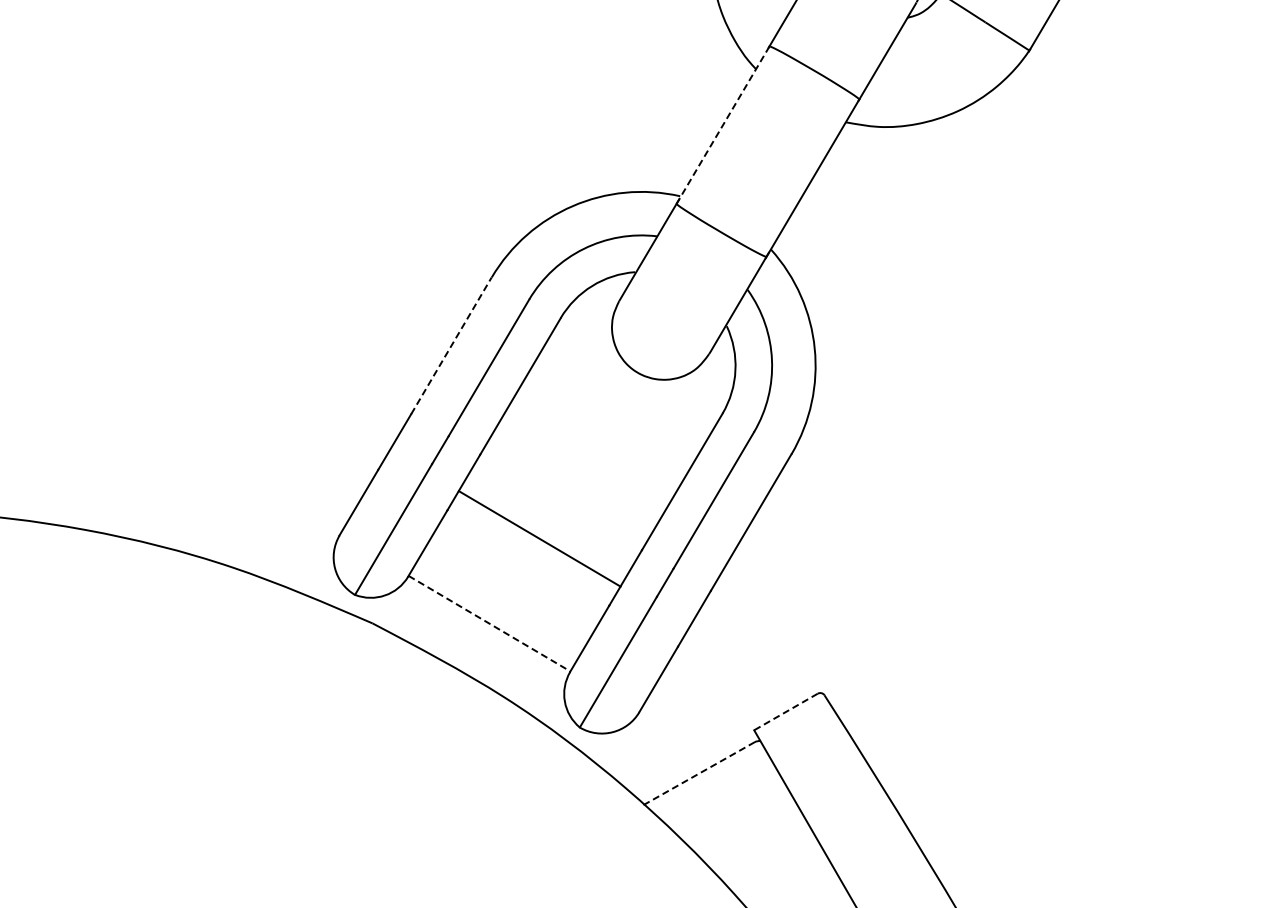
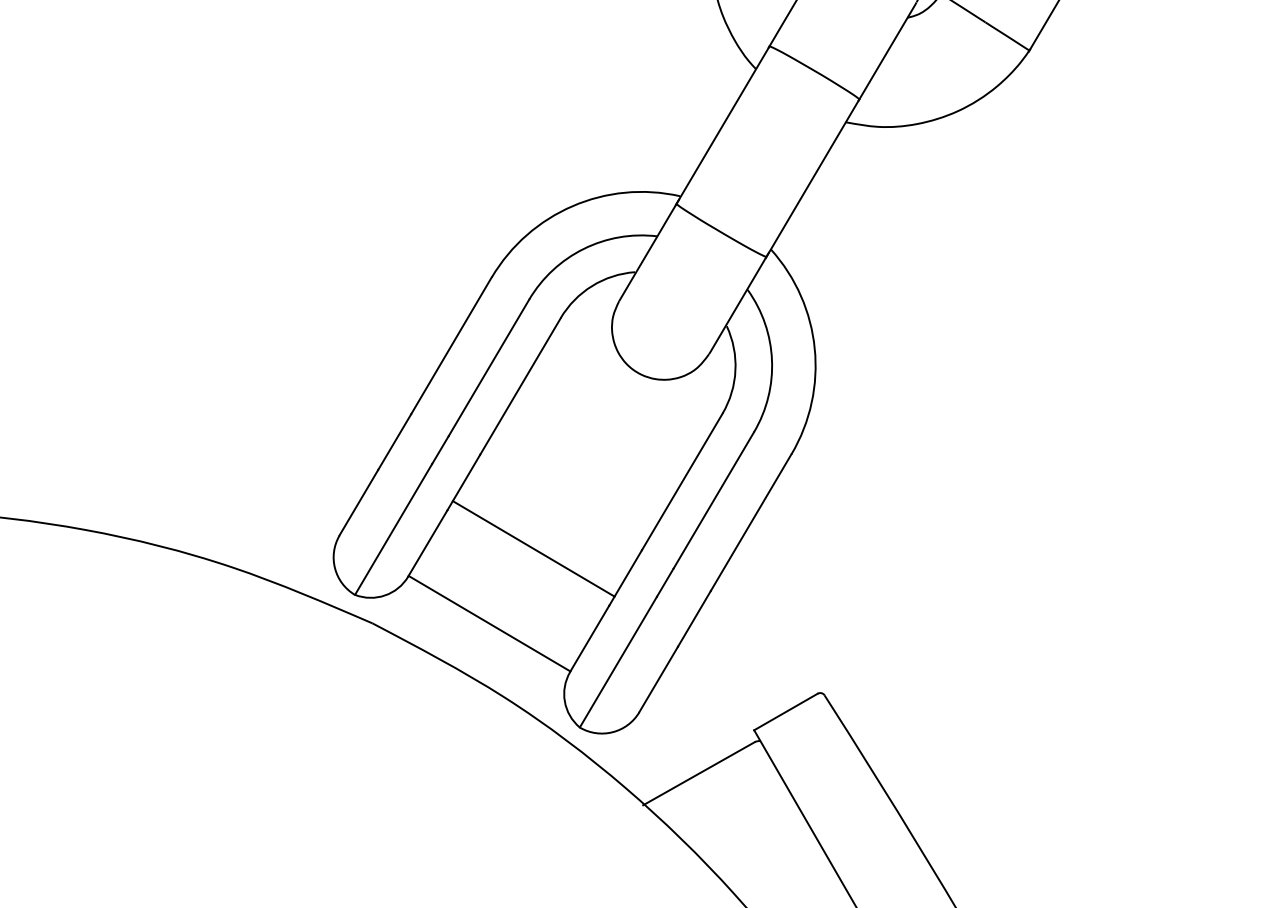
line: dashed -> solid (722, 126)
line: dashed -> solid (451, 345)
line position: (539, 538) -> (533, 548) (533, 548)
line: dashed -> solid (489, 623)
line: dashed -> solid (785, 712)
line: dashed -> solid (698, 773)
